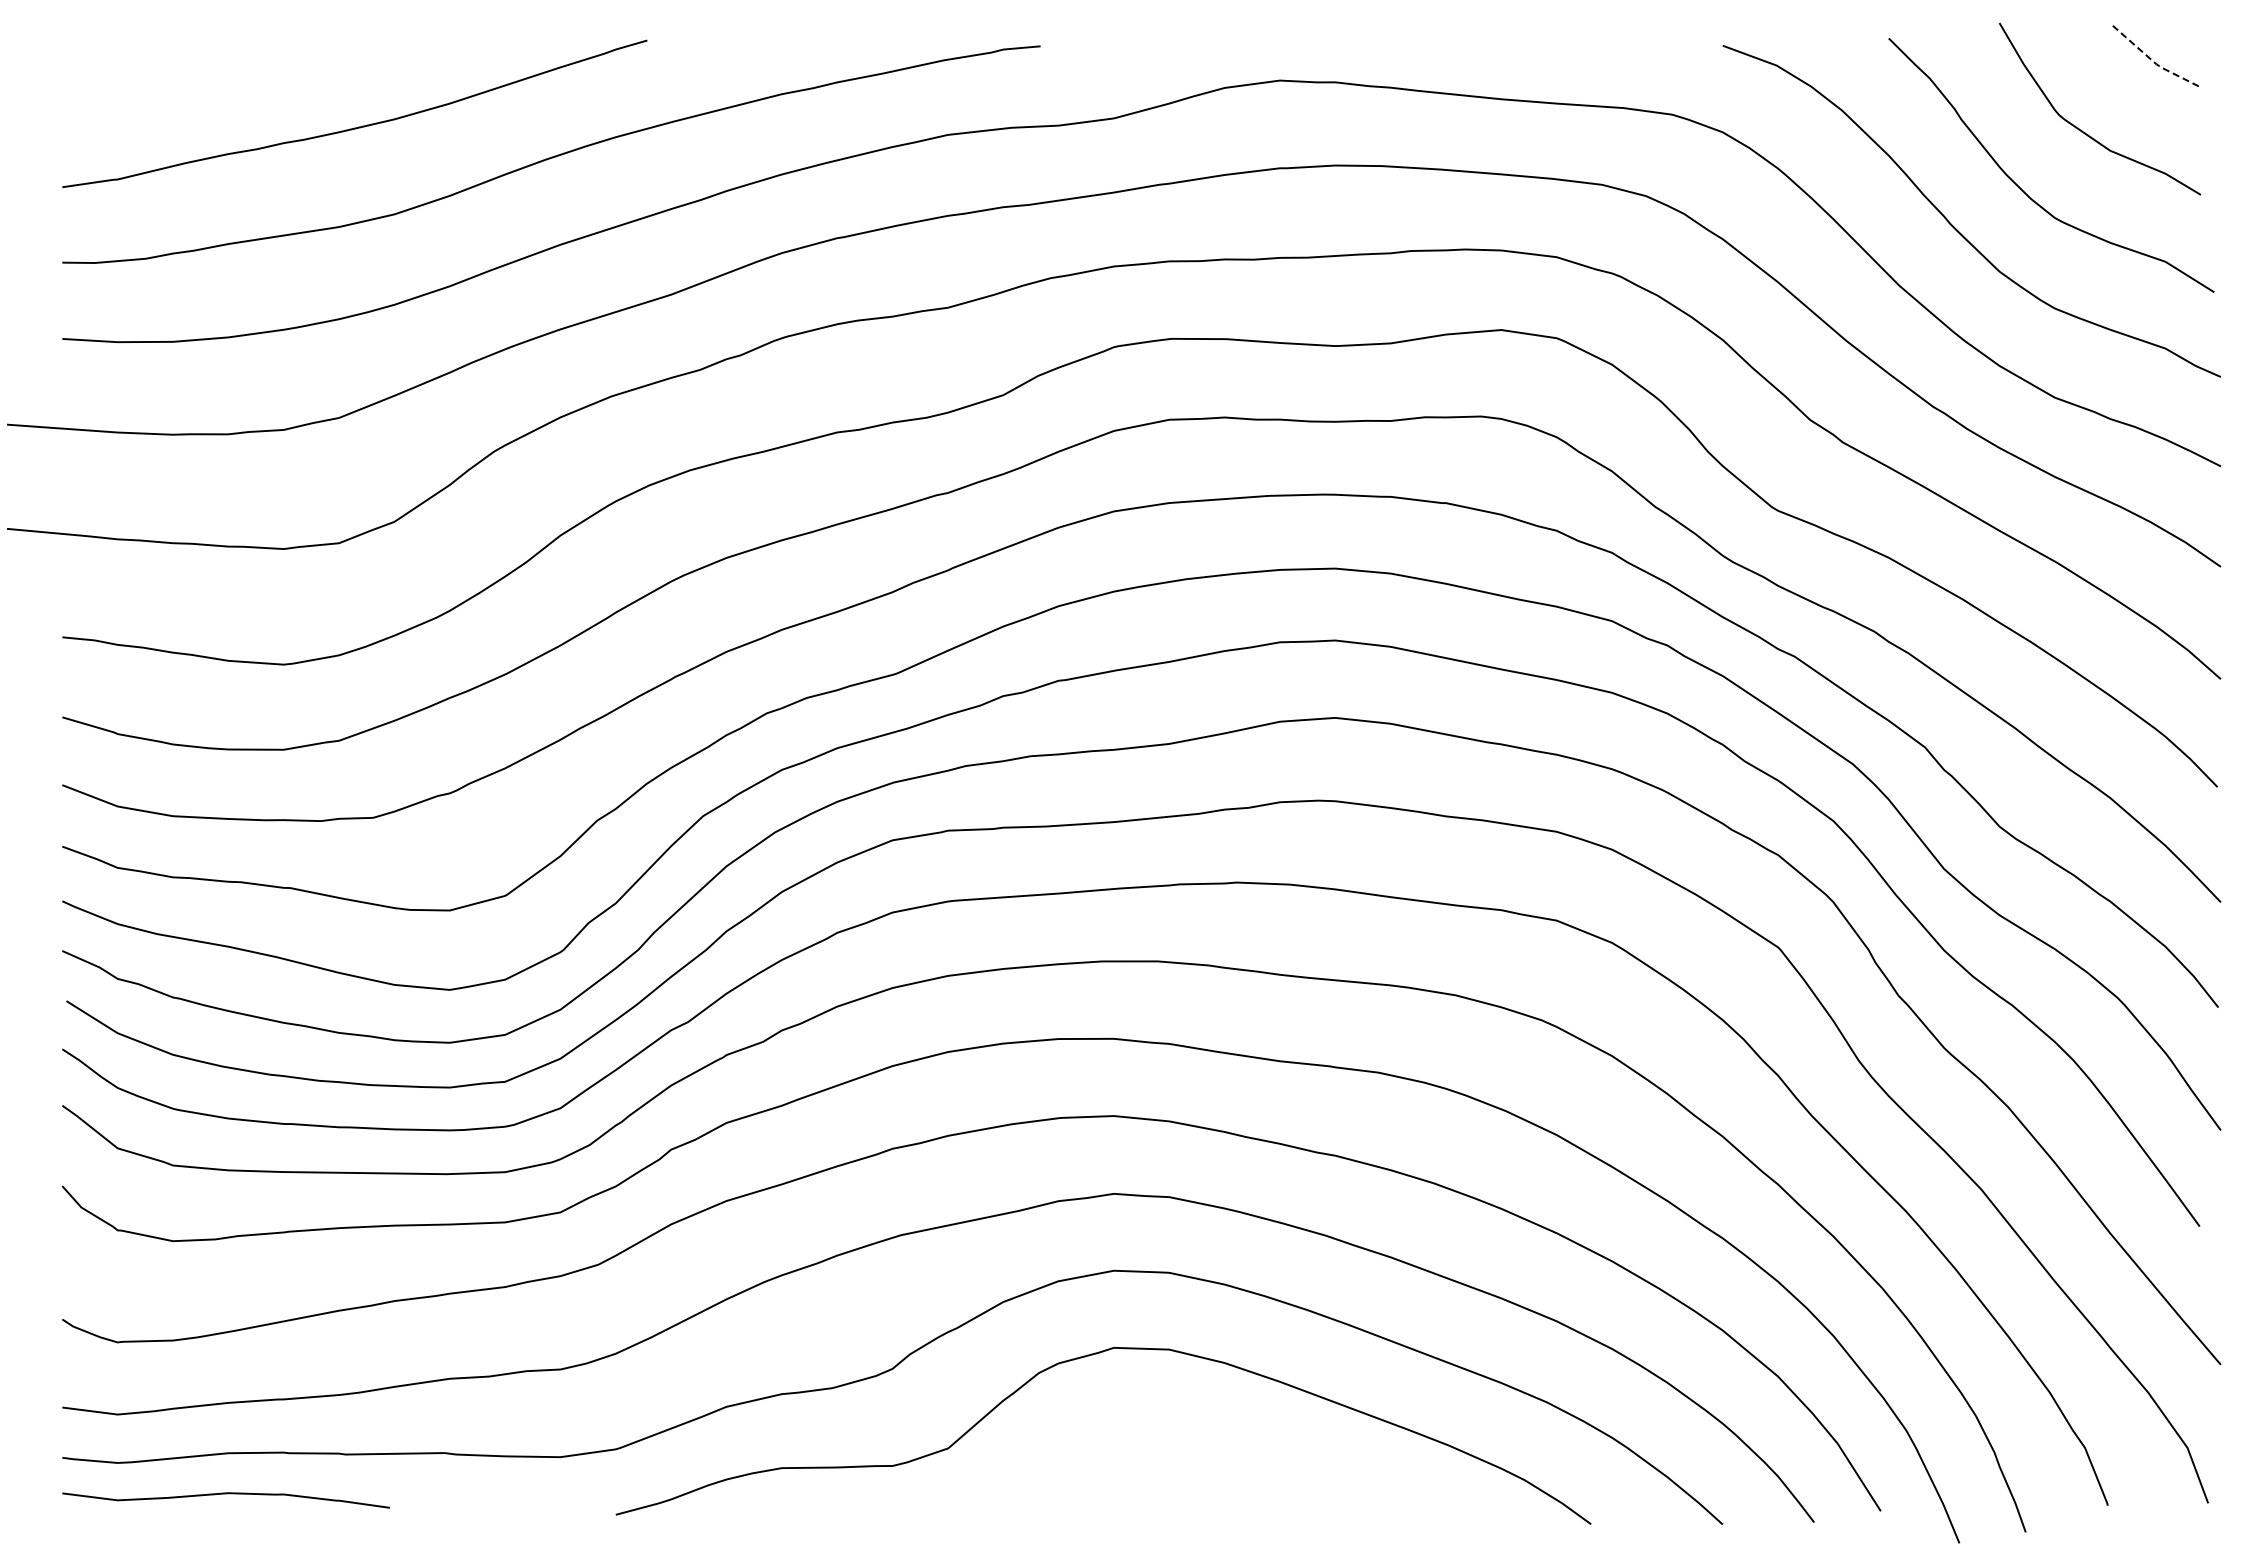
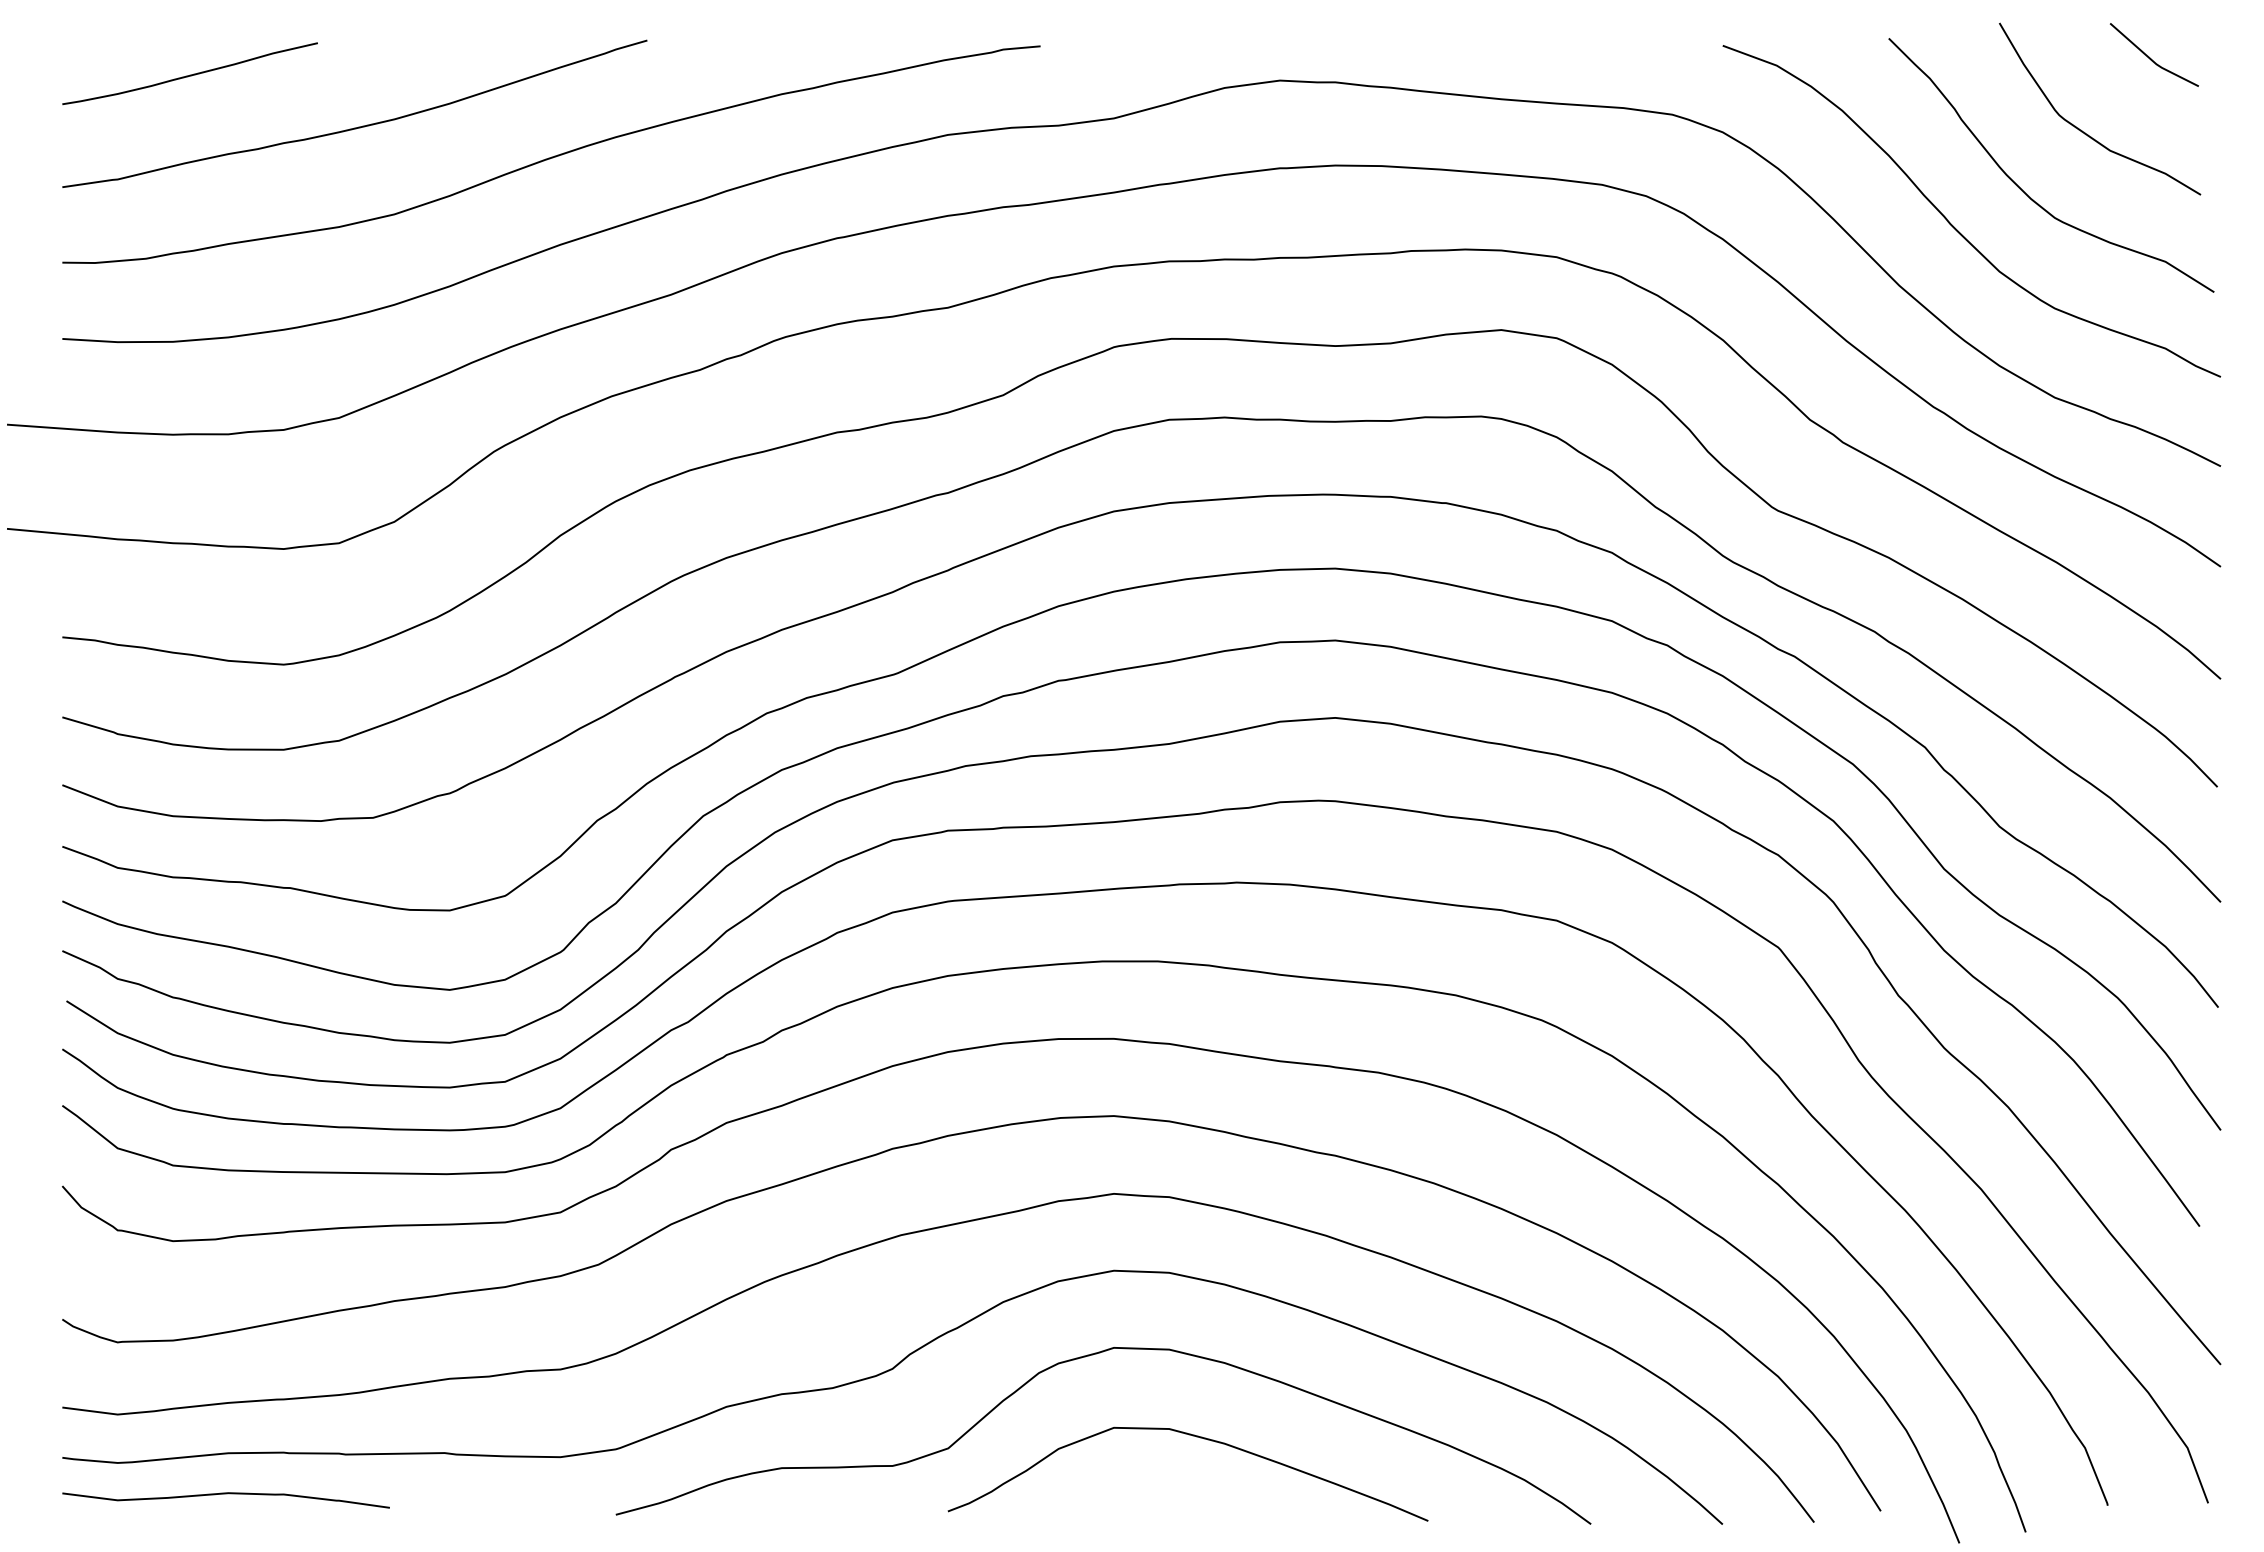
line: dashed -> solid (2152, 60)
curve: none -> present (189, 74)
curve: none -> present (1196, 1437)
